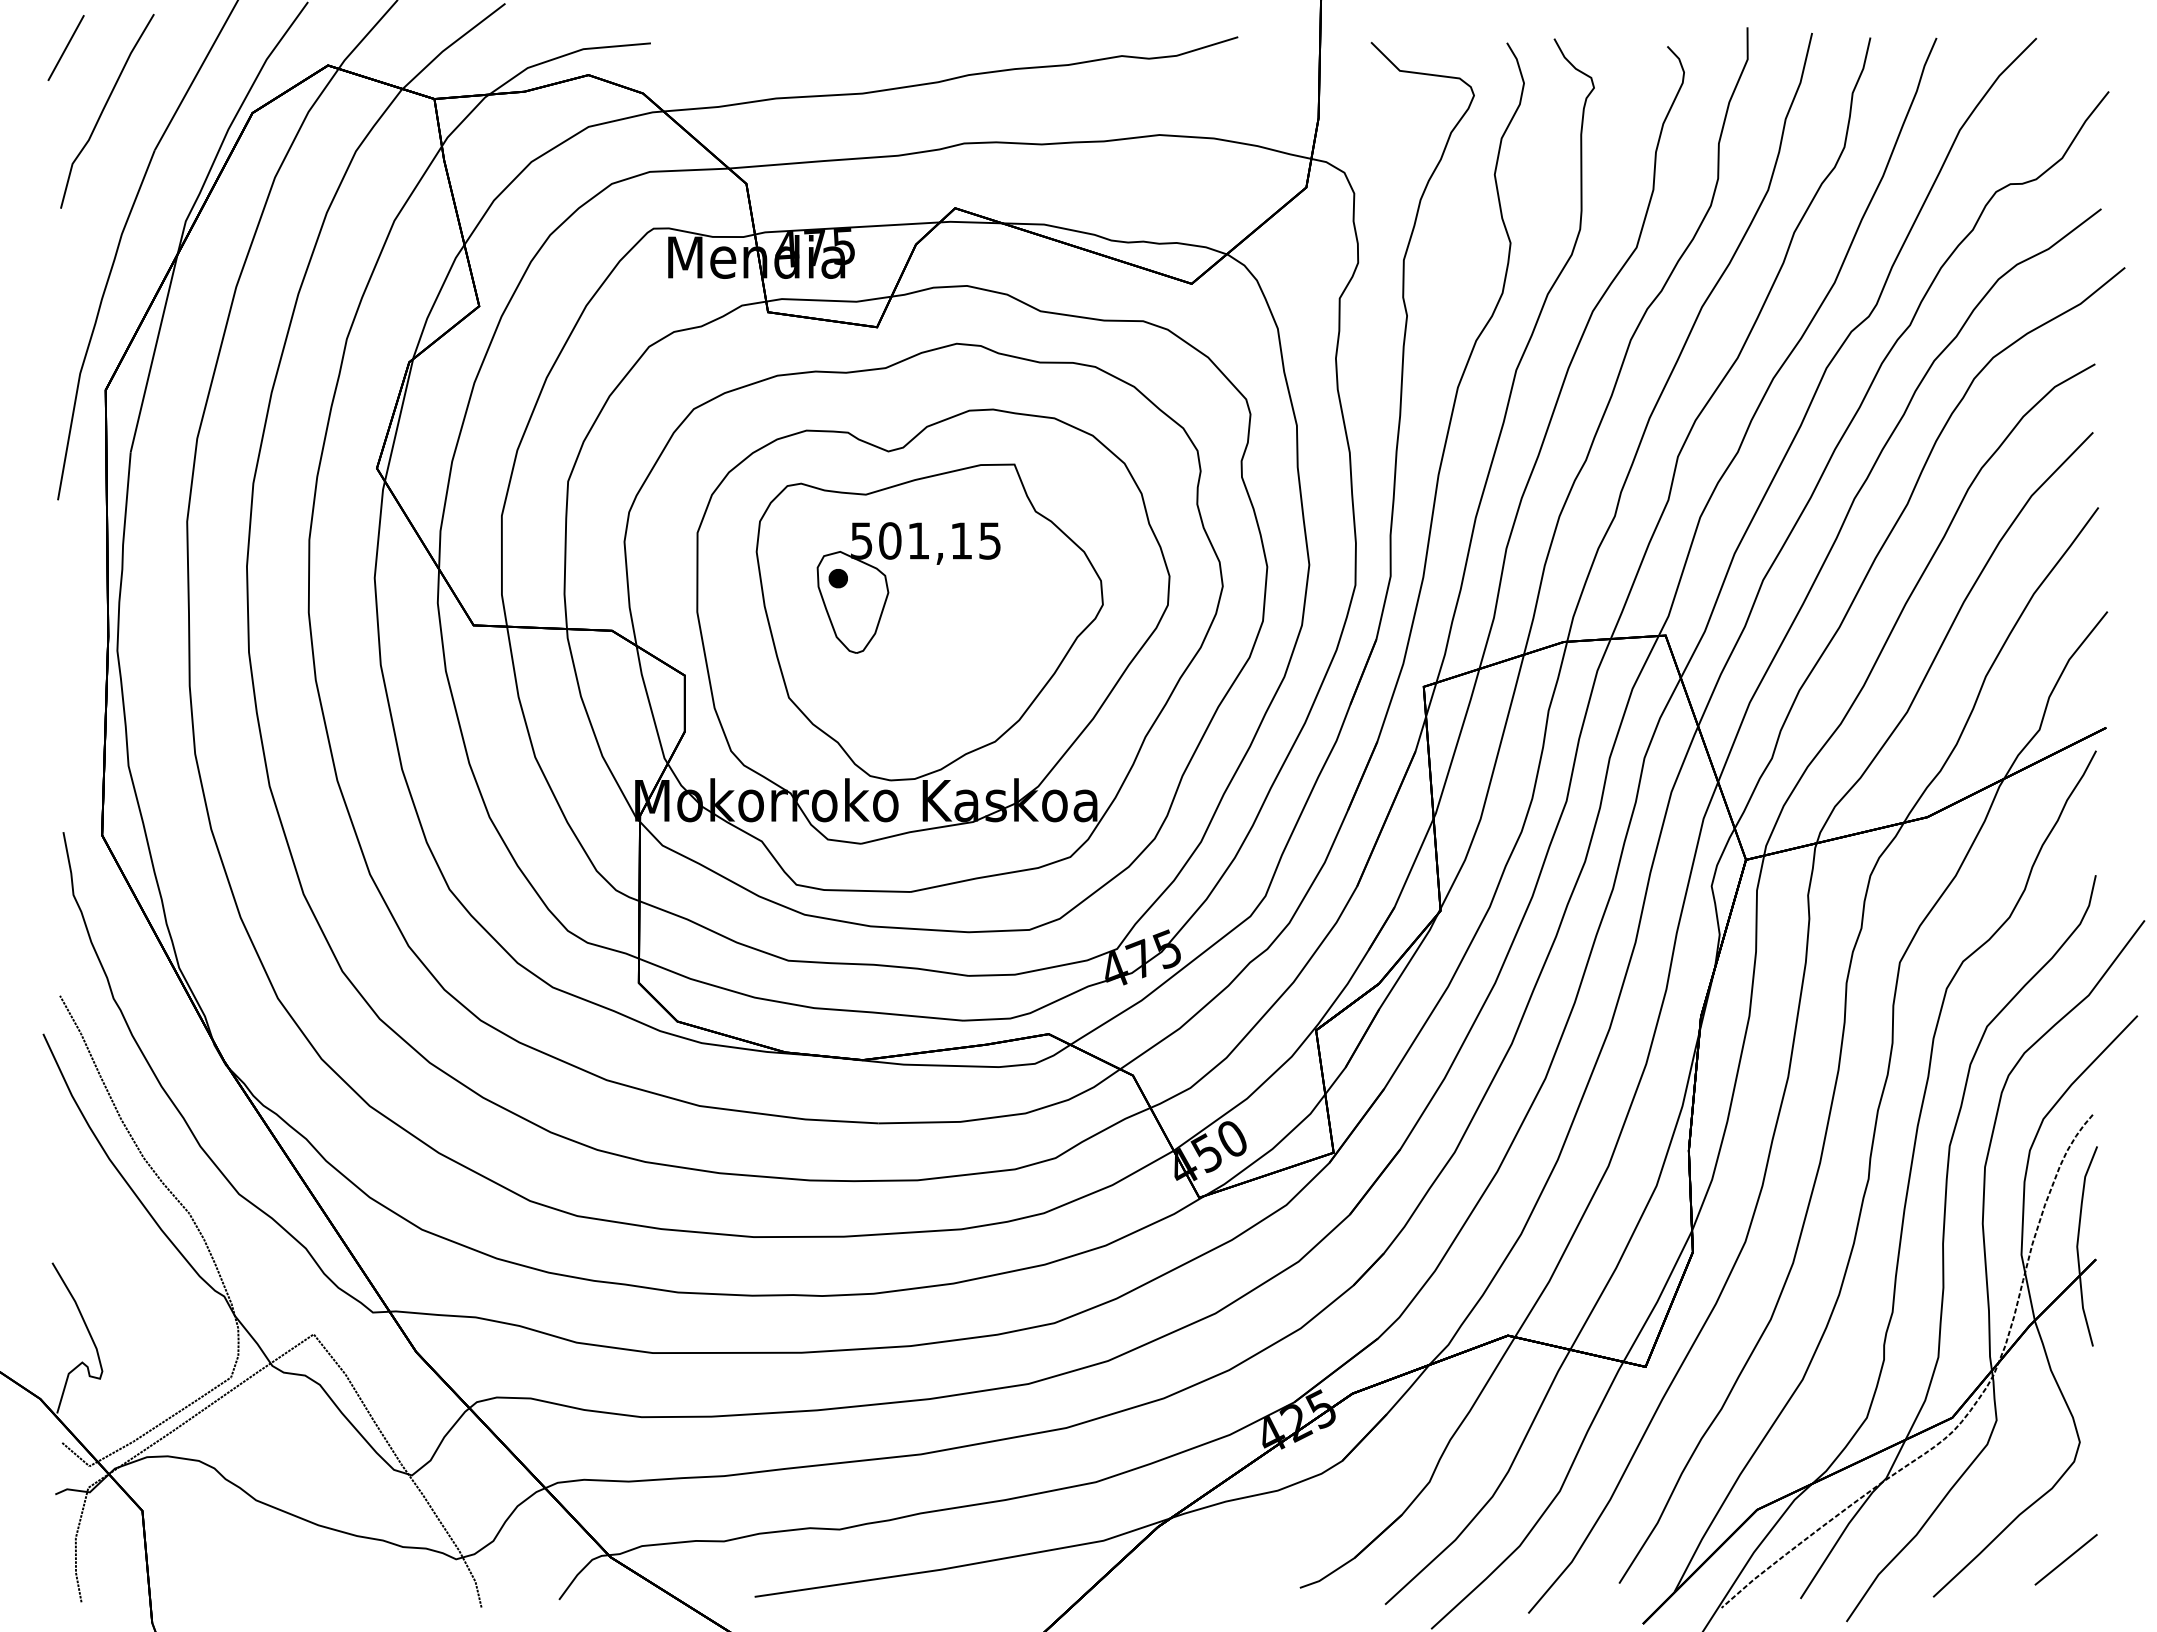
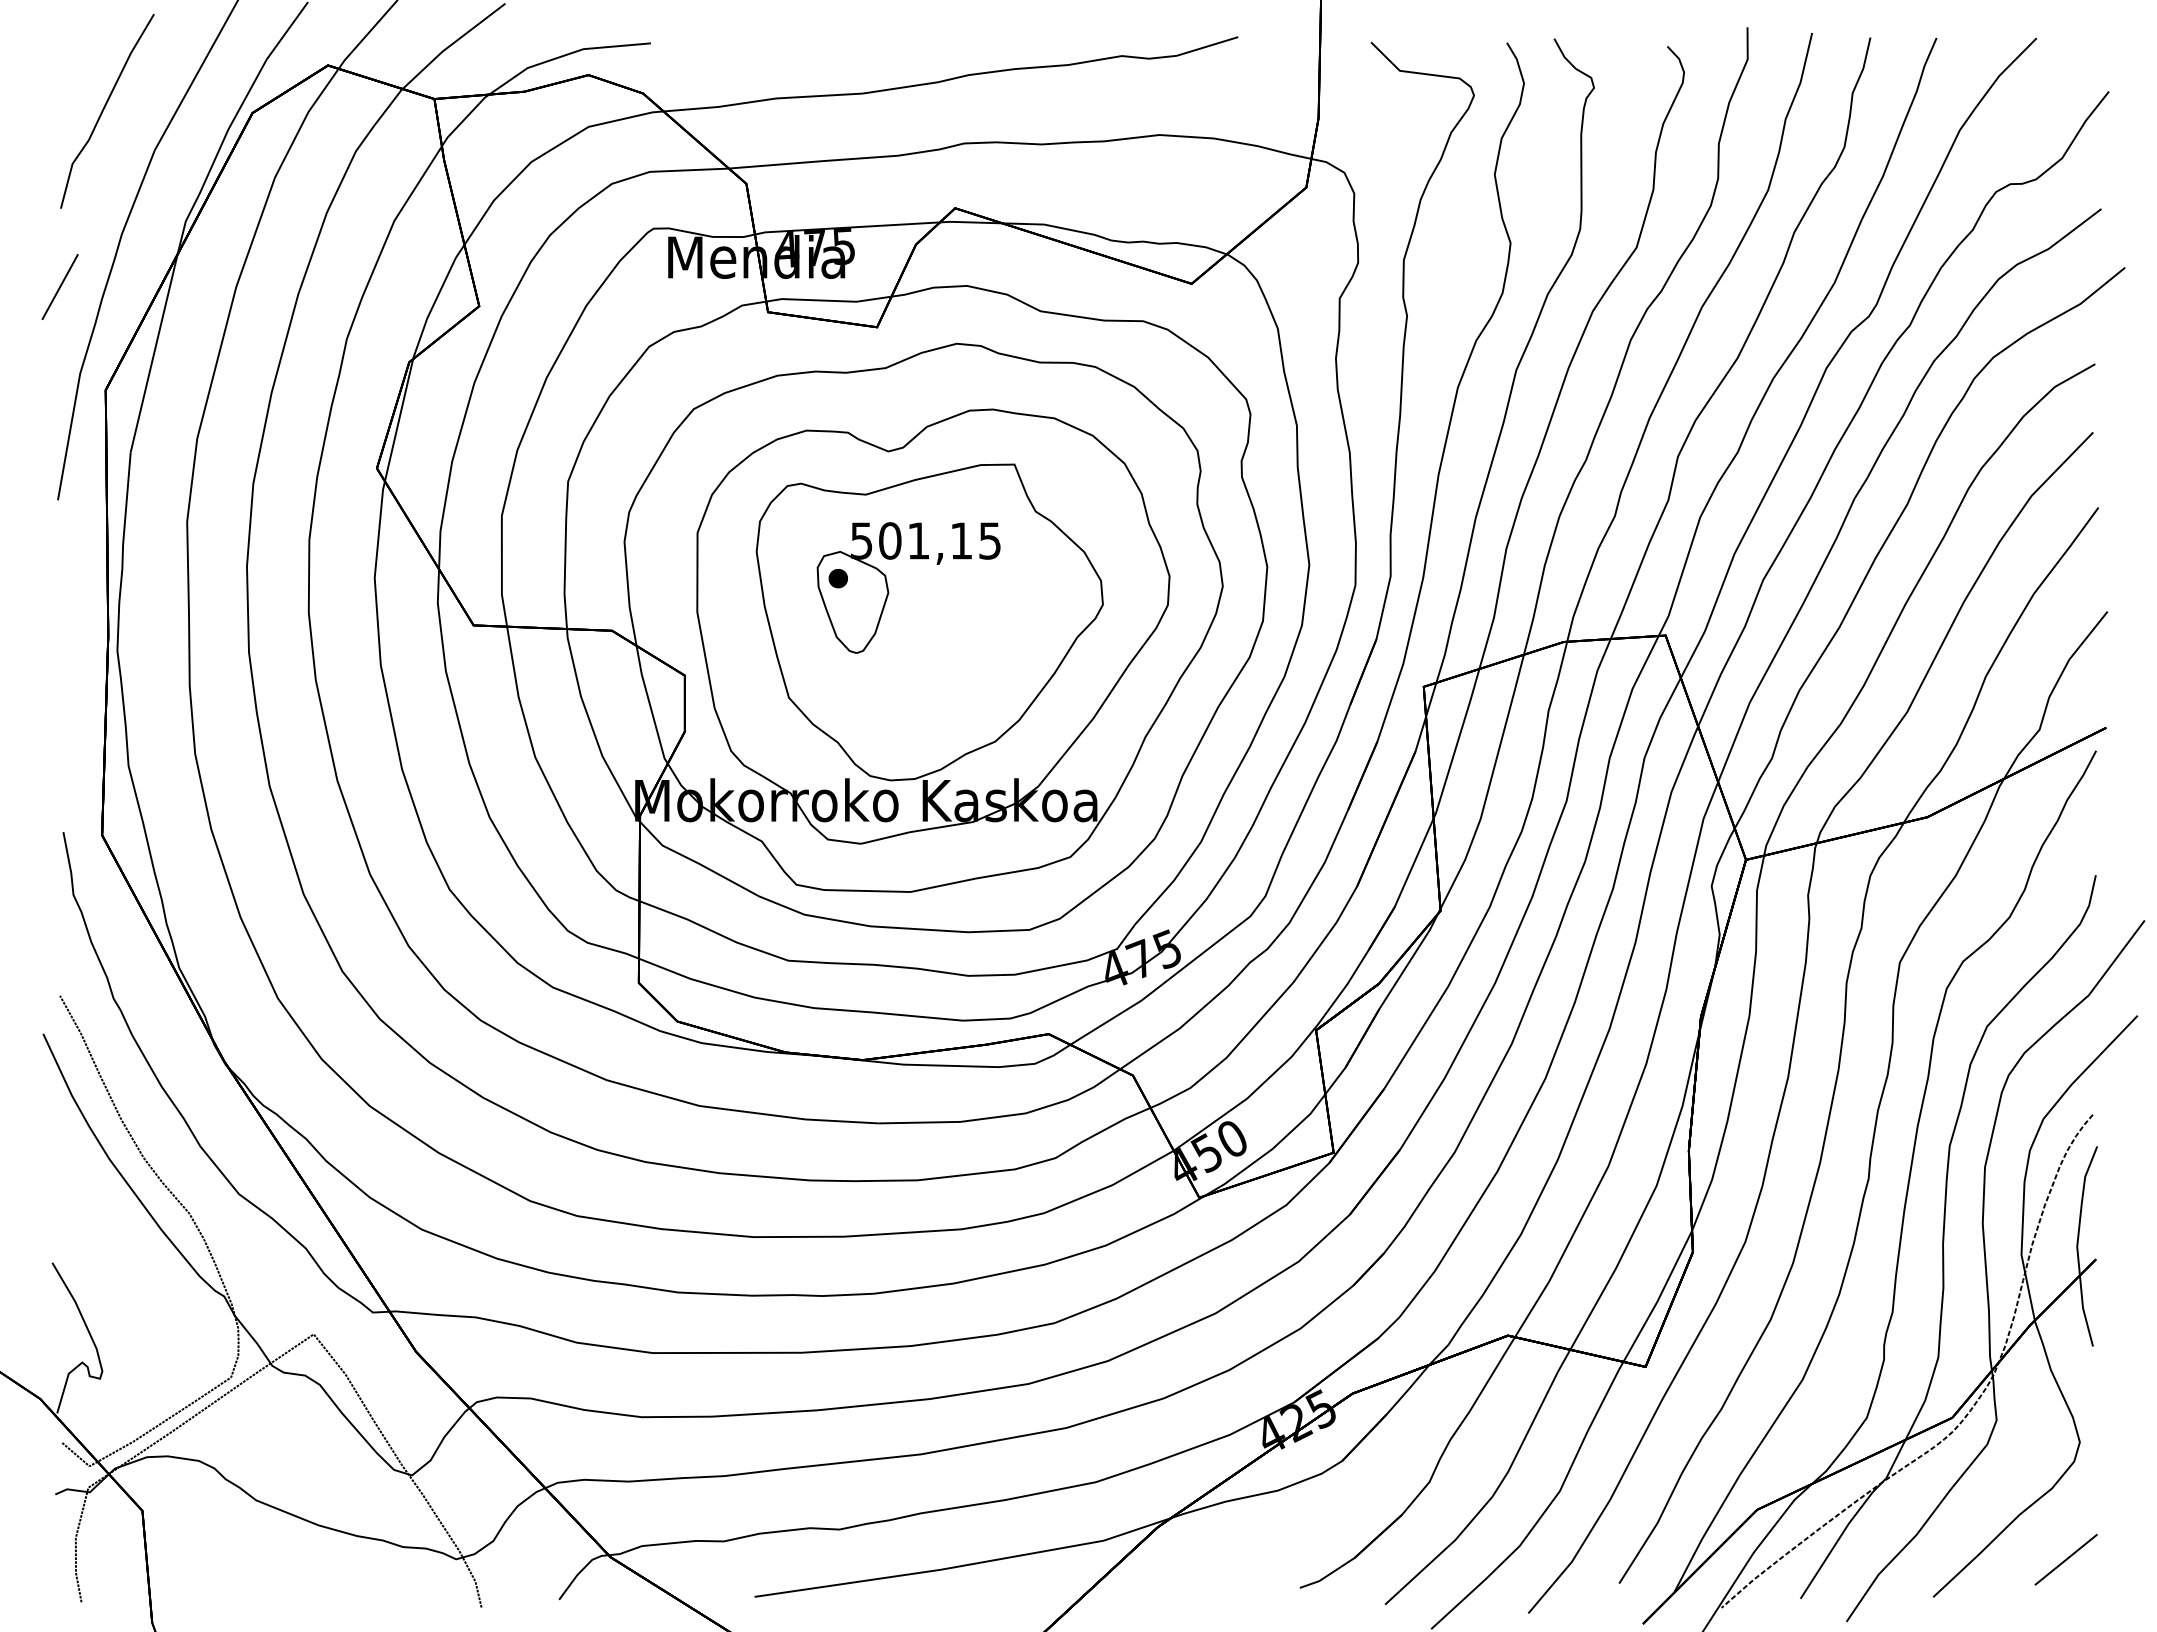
line position: (65, 47) -> (59, 286) (59, 286)
